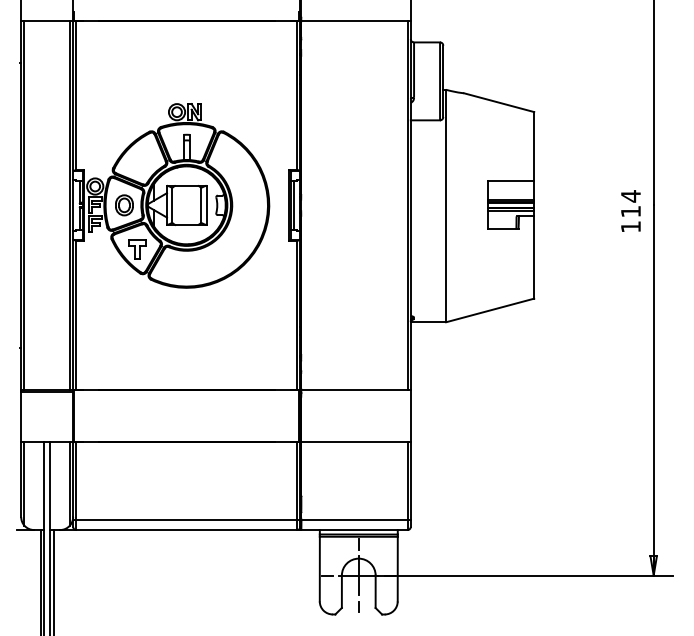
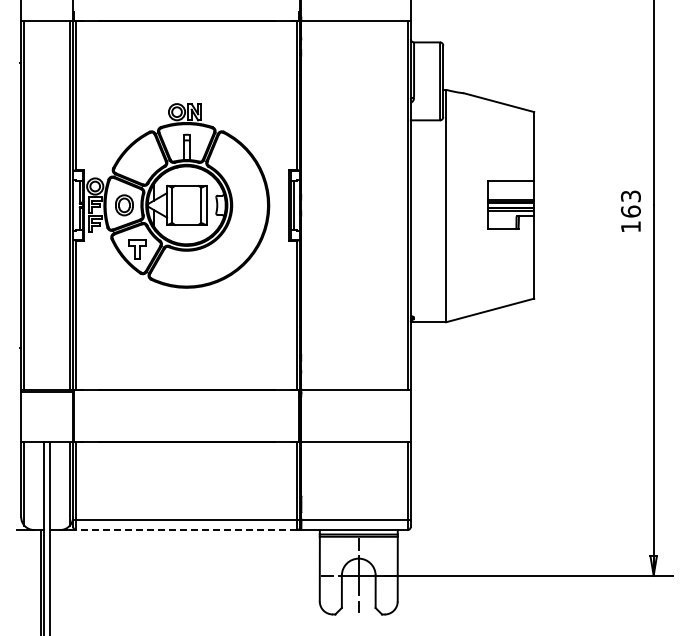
text: 114 -> 163 (630, 203)
line: solid -> dashed (186, 530)
line: present -> none (53, 581)
